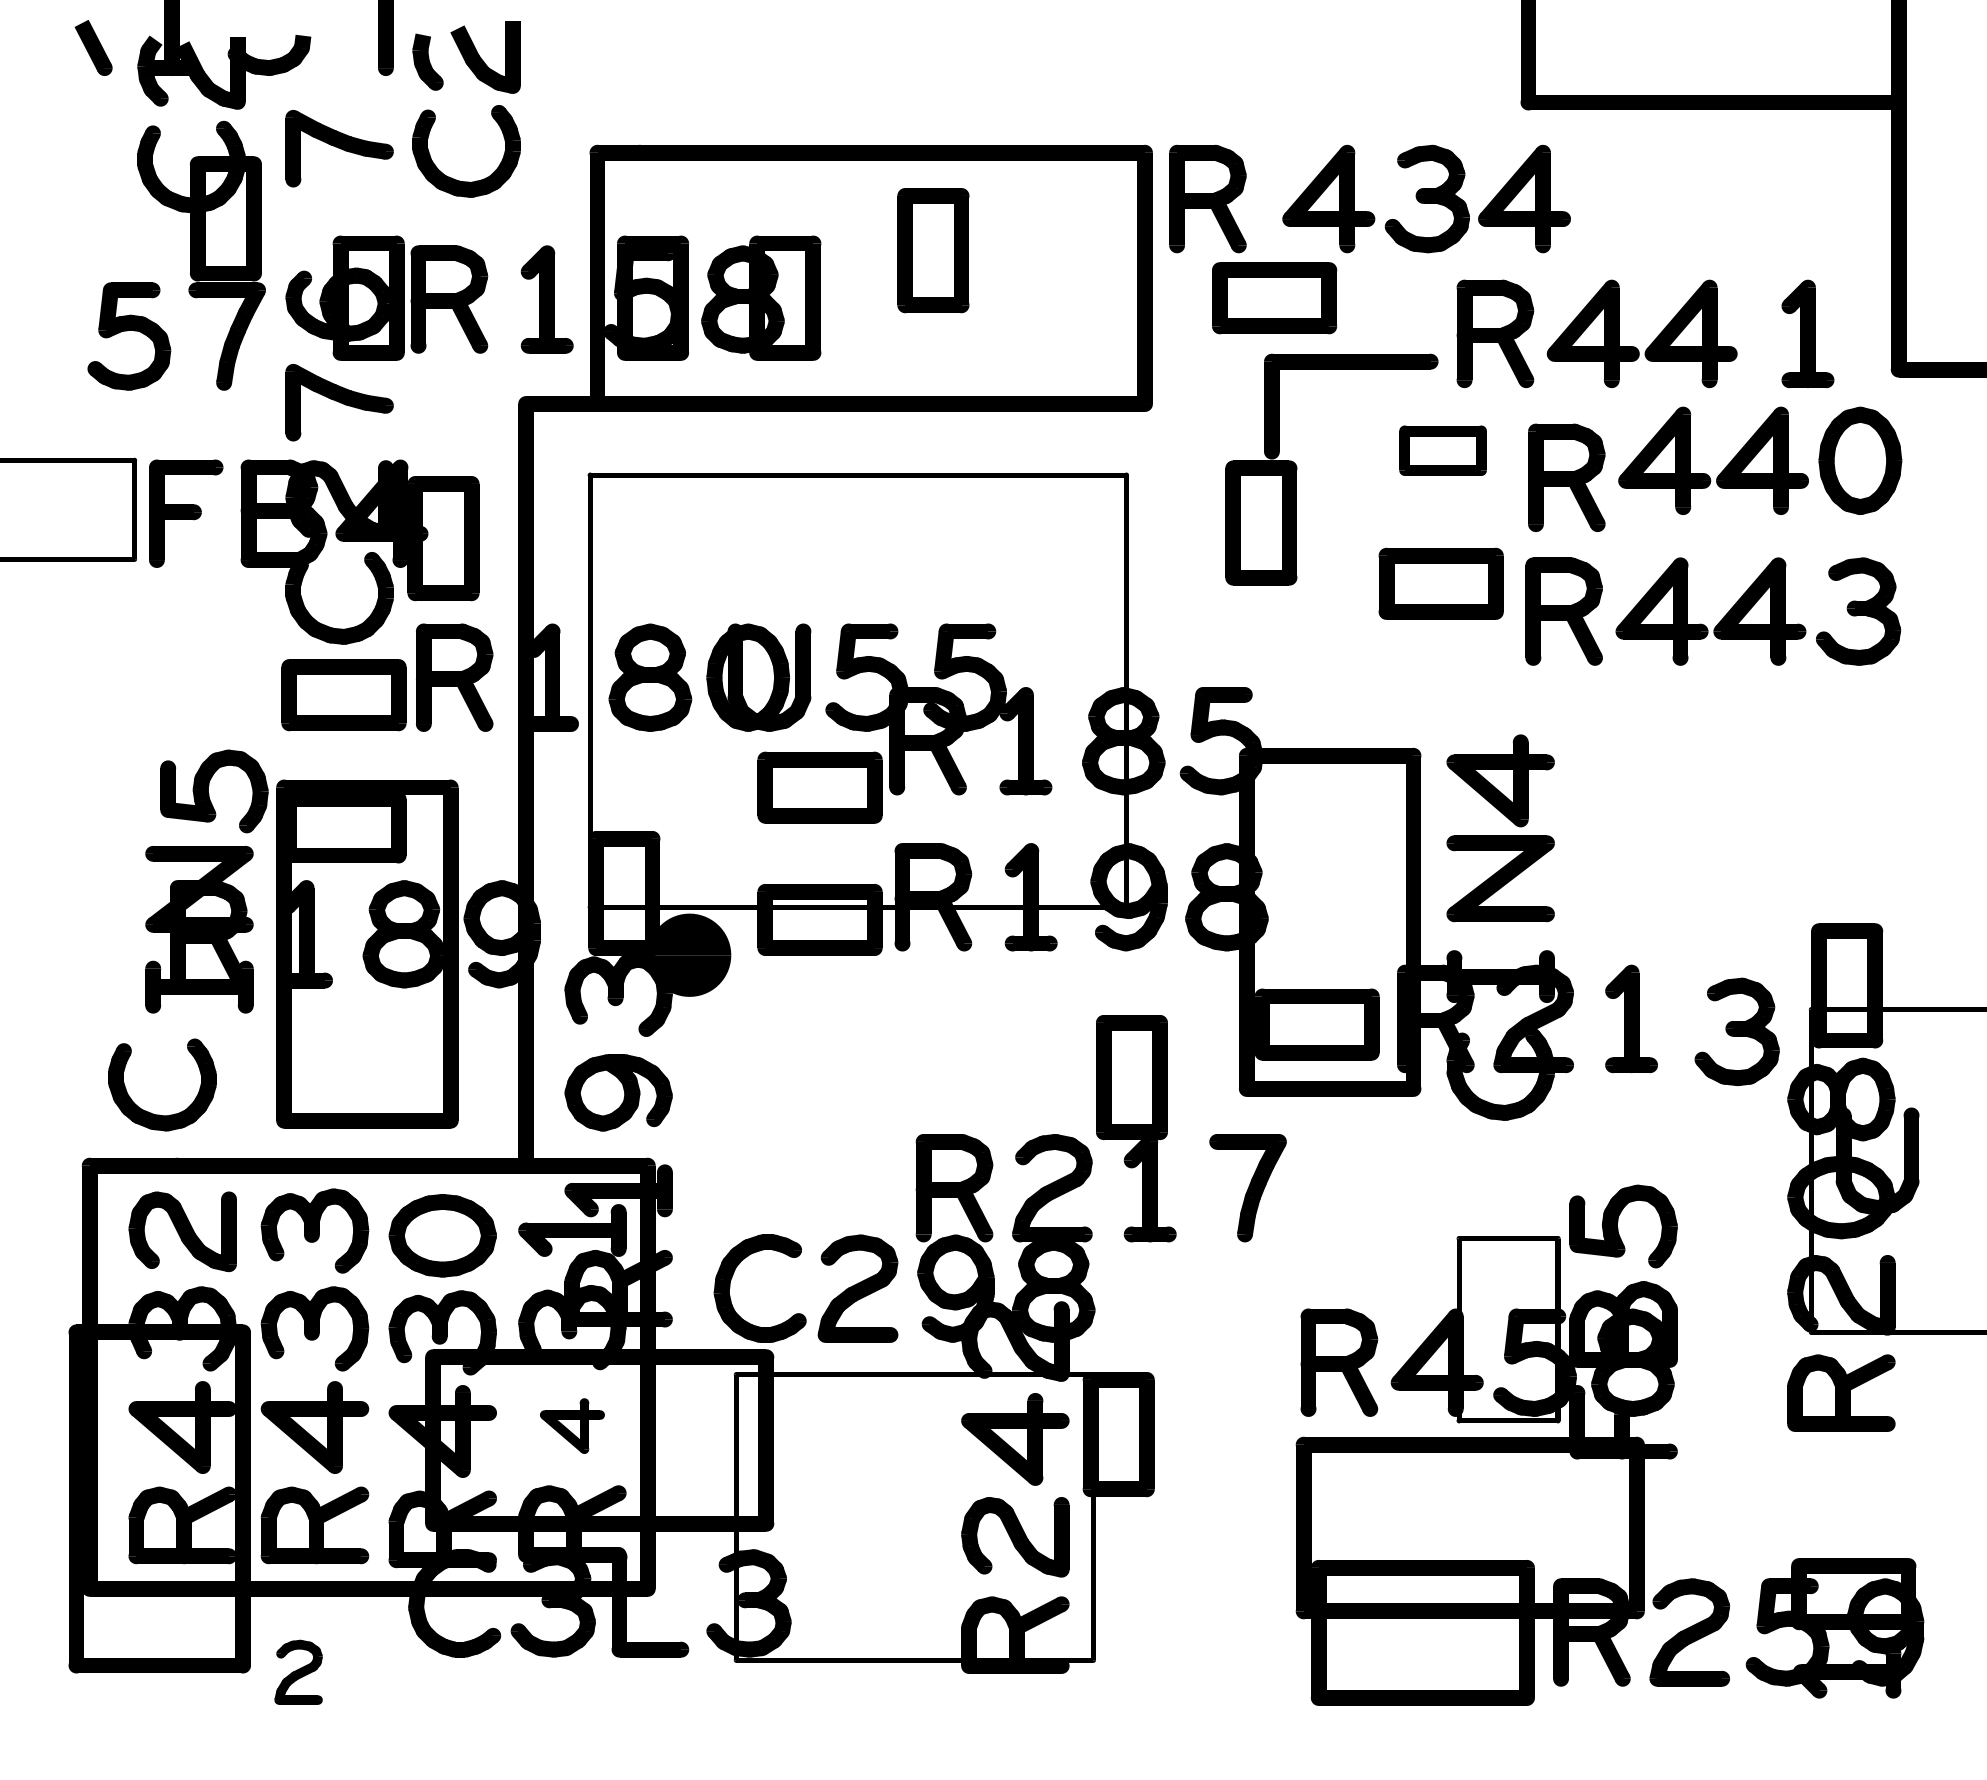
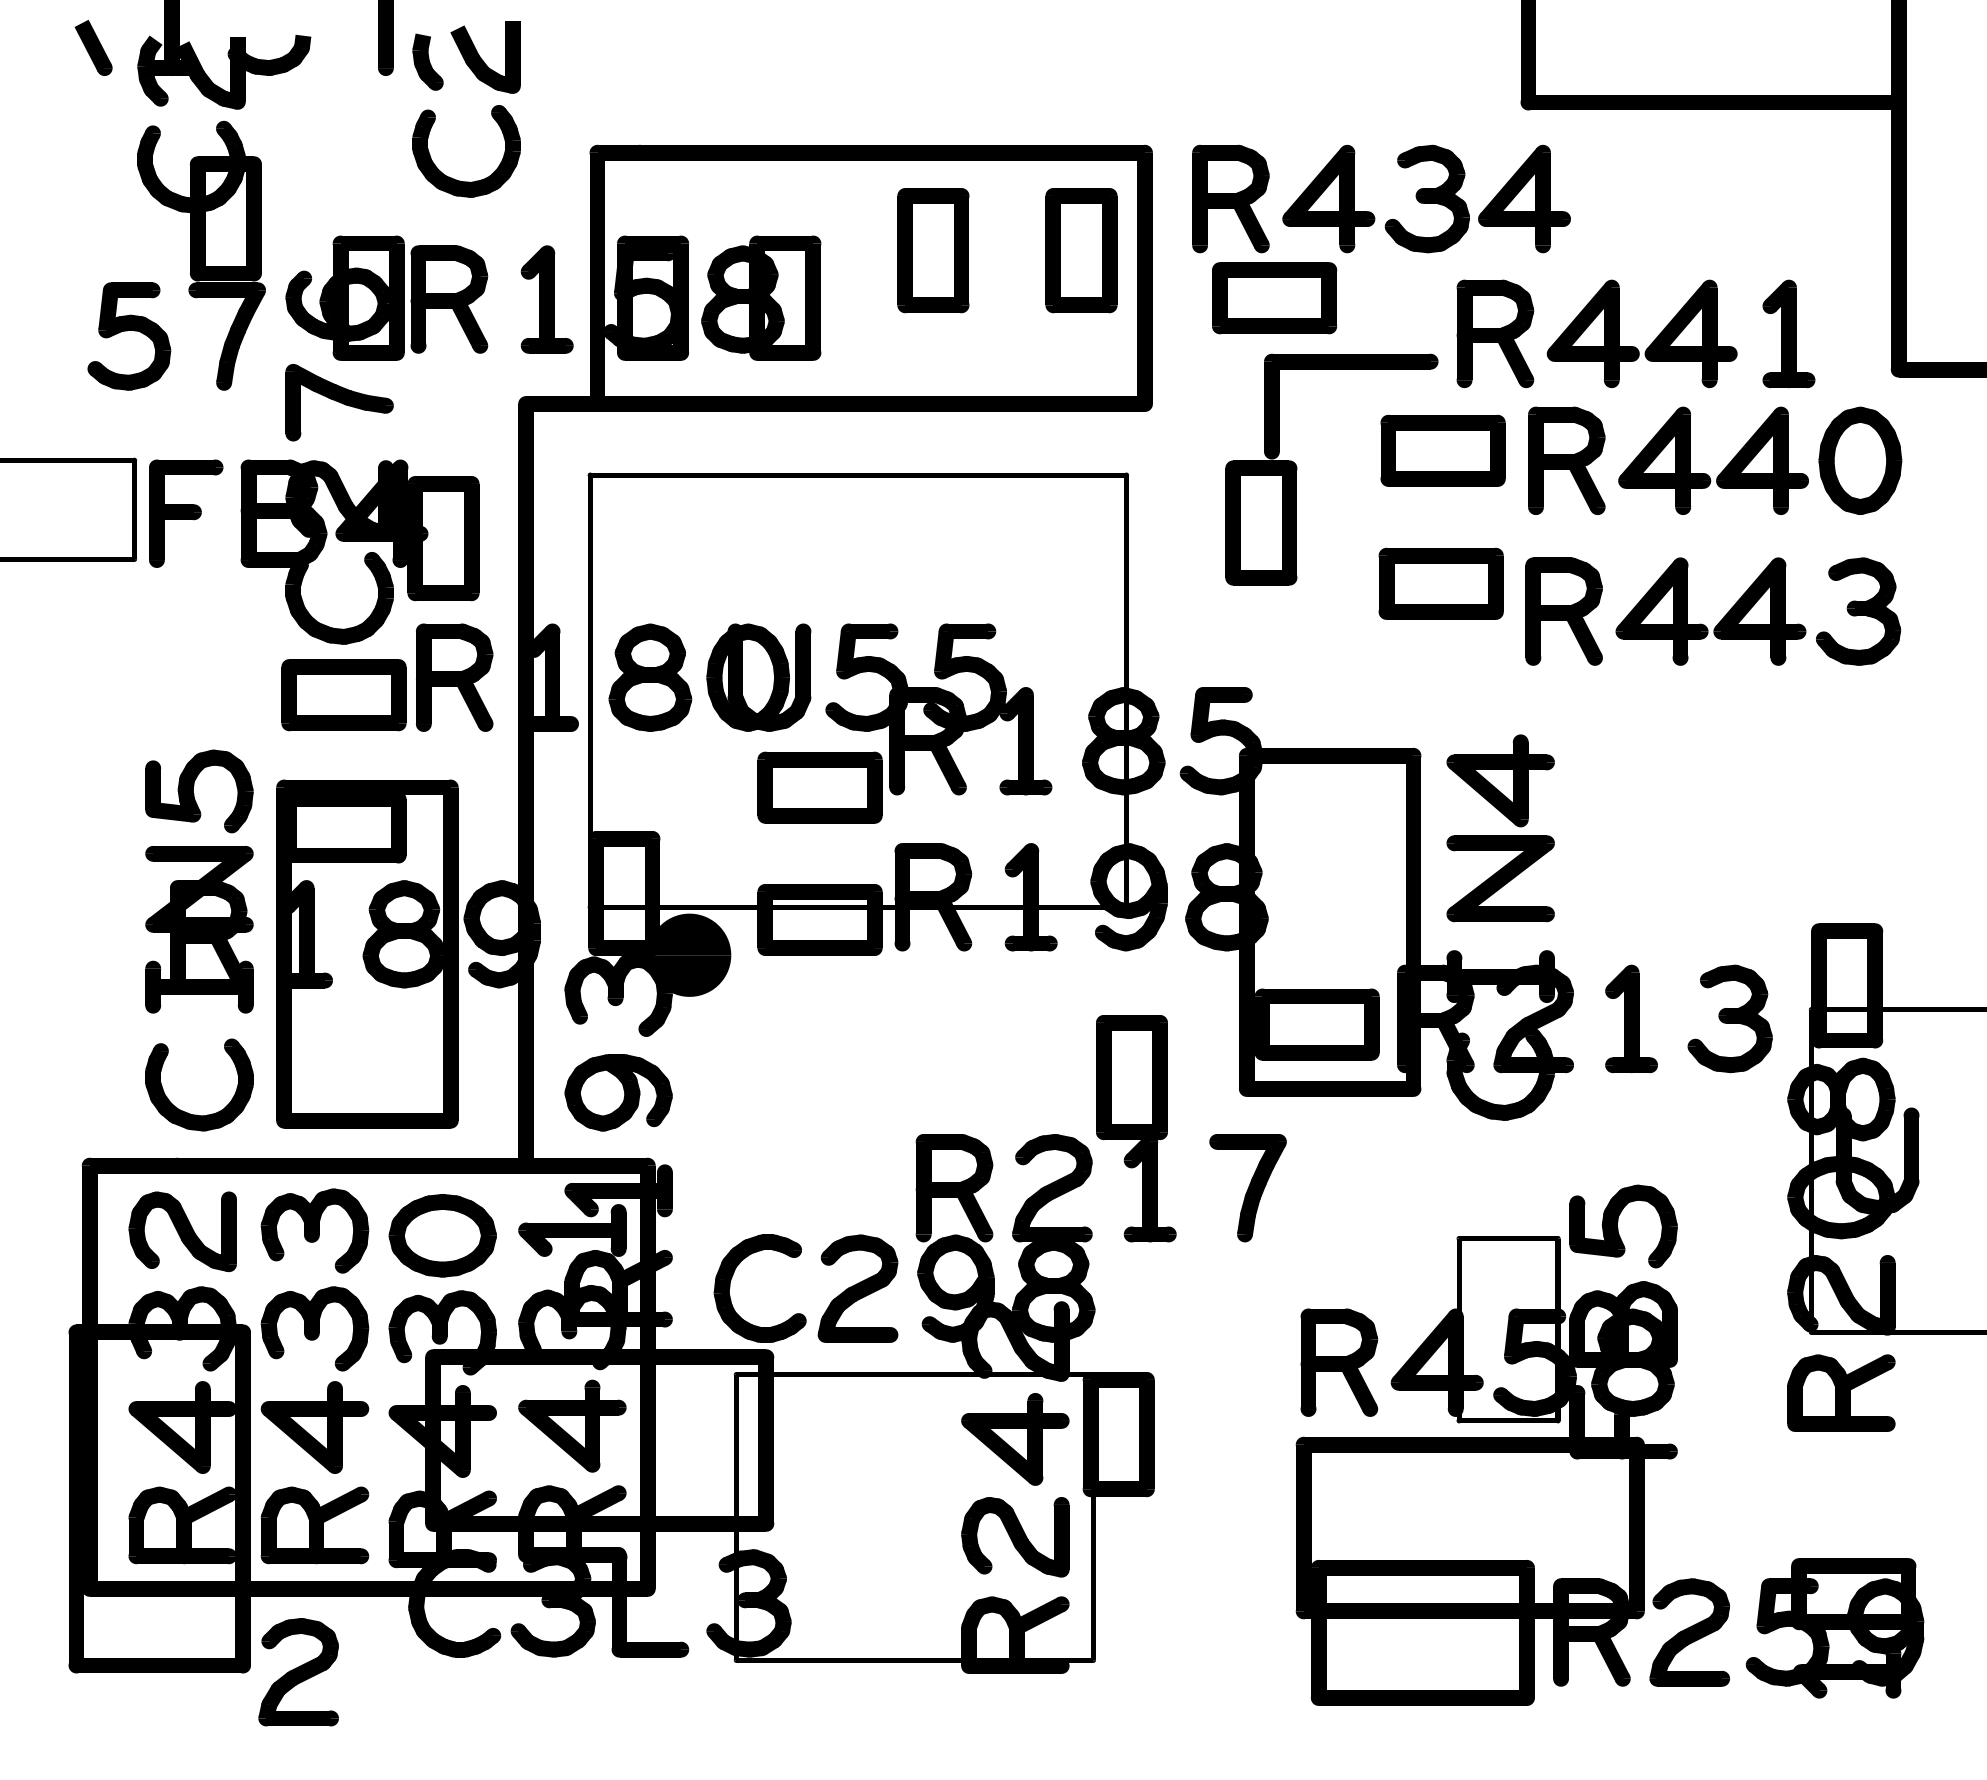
part: present -> none (339, 148)
part position: (1207, 198) -> (1230, 198) (1230, 198)
part: none -> present (1081, 250)
part position: (1807, 333) -> (1788, 333) (1788, 333)
part size: 88x51 px -> 126x73 px (1442, 450)
part position: (1566, 477) -> (1566, 460) (1566, 460)
part position: (214, 791) -> (199, 791) (199, 791)
part position: (1736, 1031) -> (1729, 1018) (1729, 1018)
part position: (151, 1112) -> (188, 1112) (188, 1112)
part size: 65x56 px -> 109x94 px (572, 1425)
part size: 49x66 px -> 81x109 px (298, 1672)
